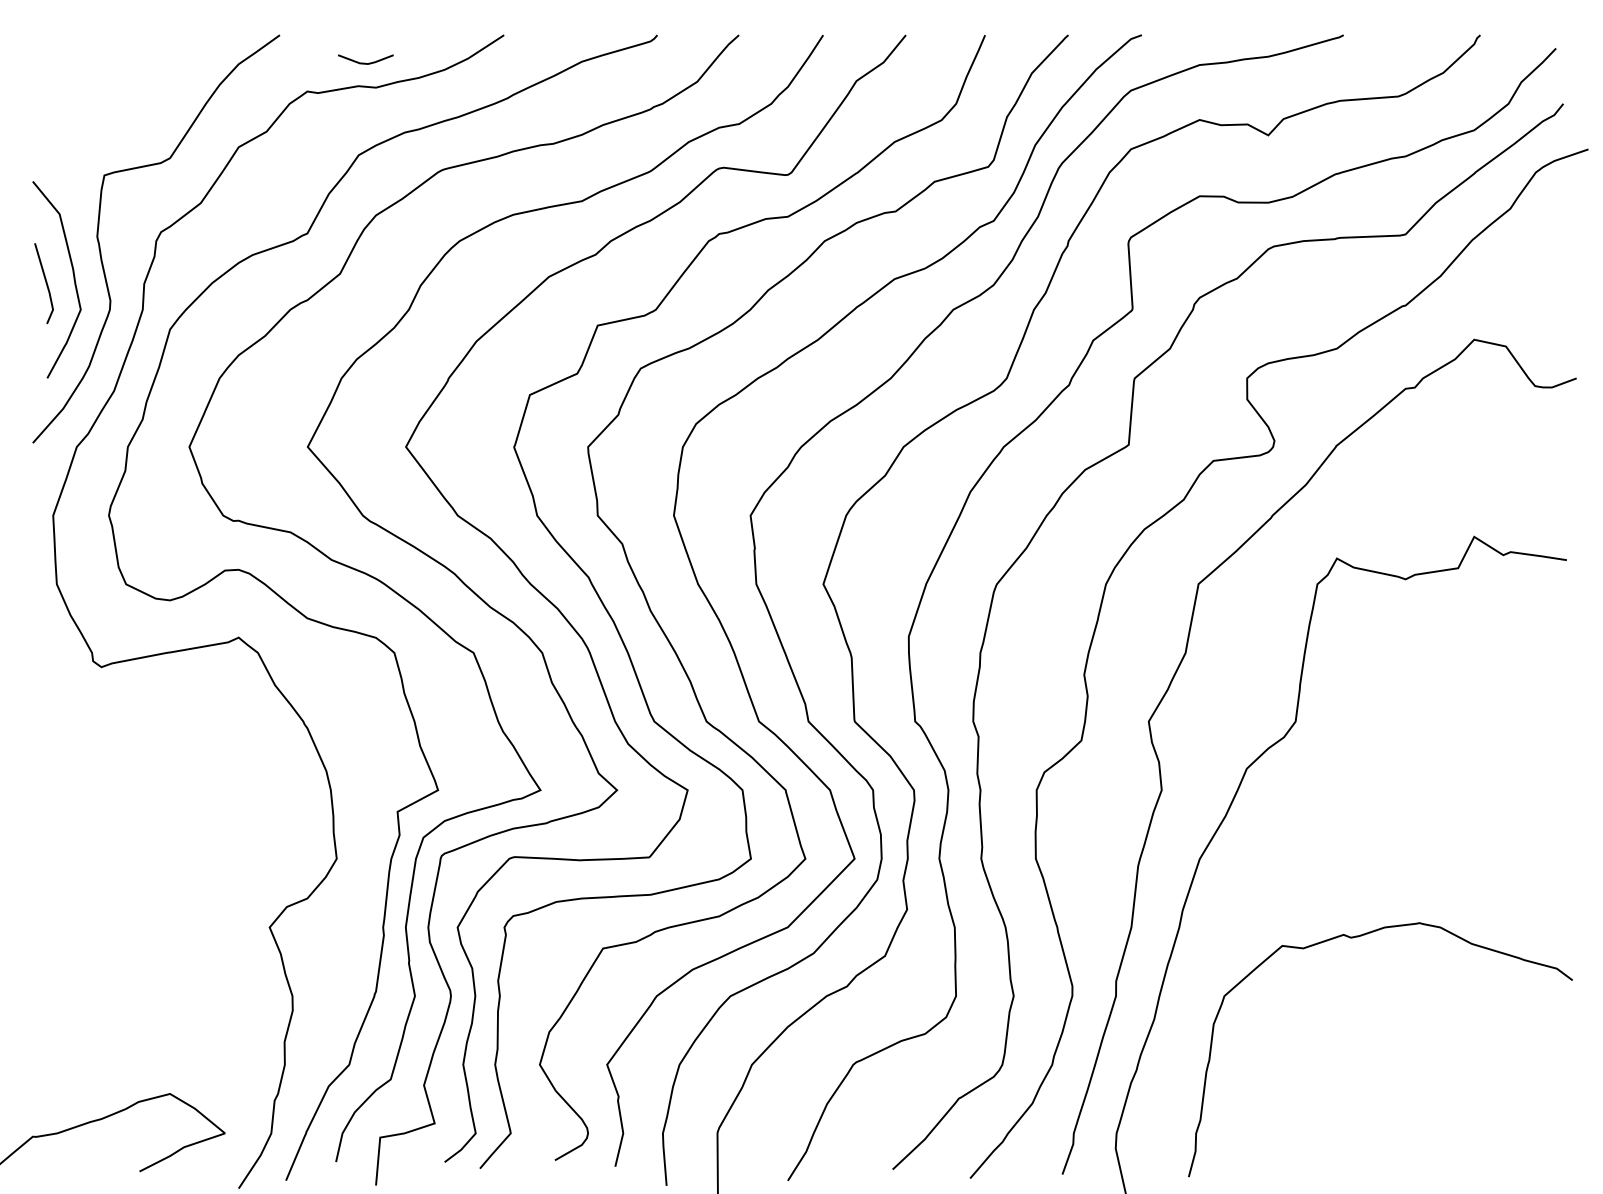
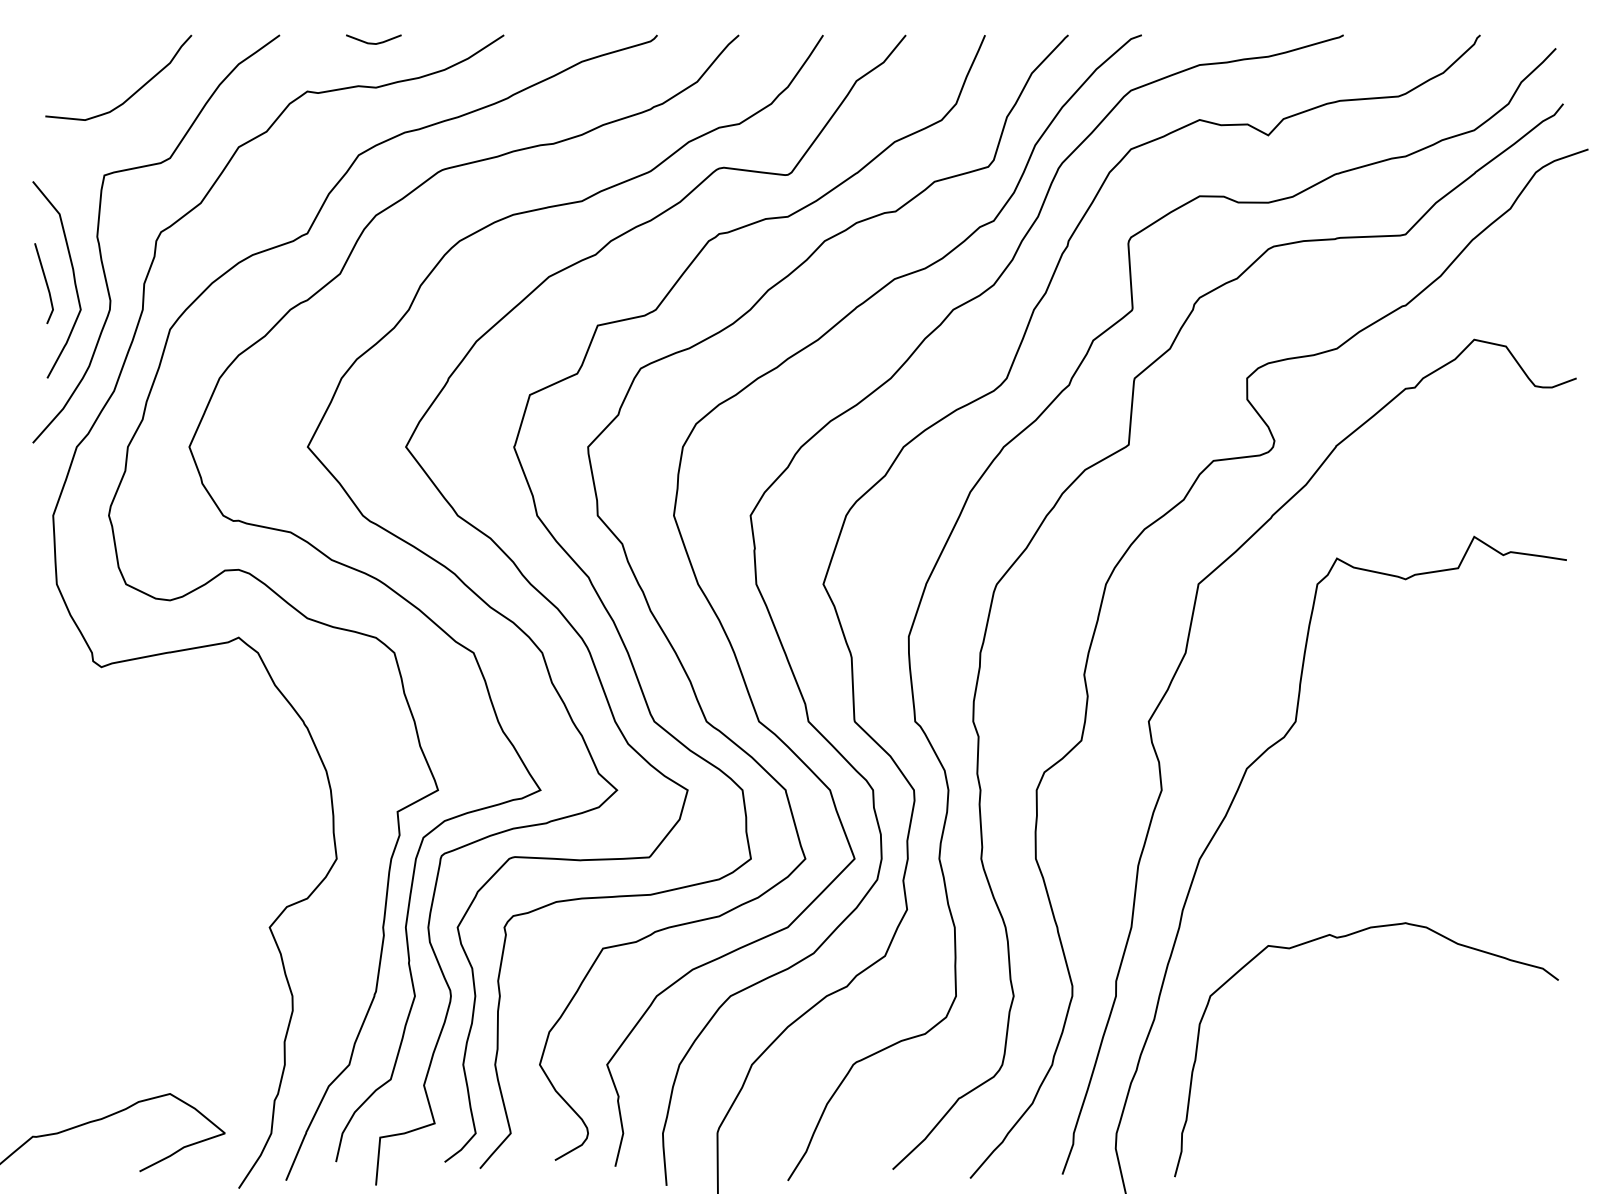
line position: (365, 62) -> (373, 42) (373, 42)
curve: none -> present (130, 95)
curve position: (1358, 937) -> (1344, 937) (1344, 937)
